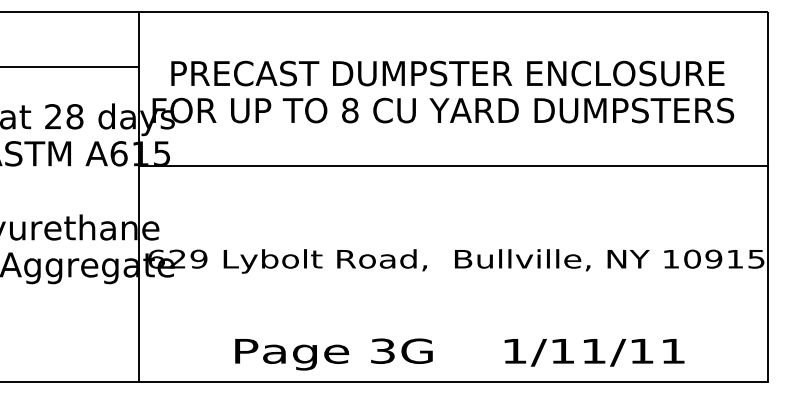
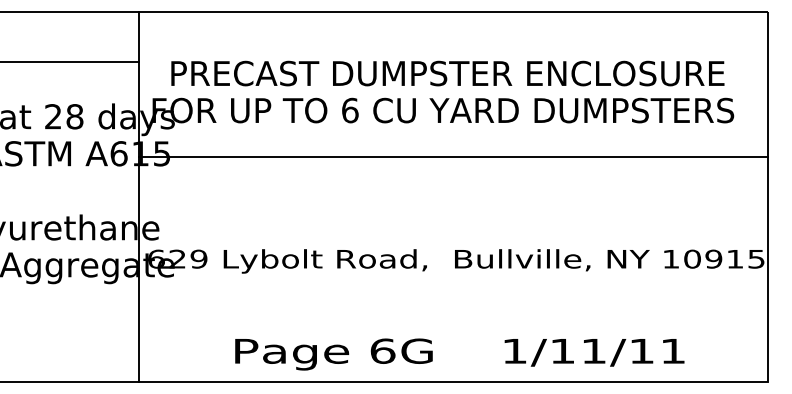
line position: (70, 67) -> (70, 62) (70, 62)
text: 8 -> 6 (350, 110)
line position: (453, 166) -> (453, 157) (453, 157)
text: 3G -> 6G (382, 350)
